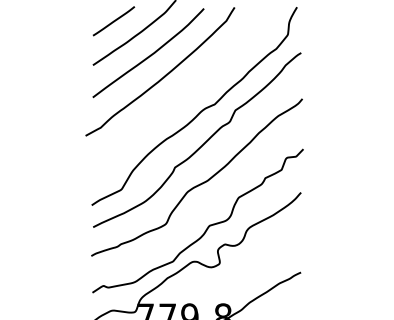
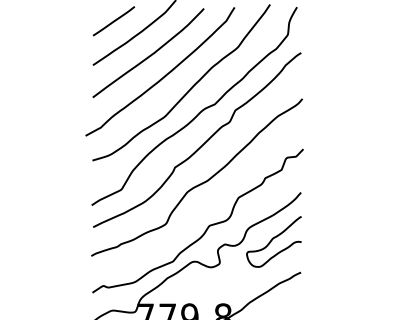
curve: none -> present (190, 87)
curve: none -> present (272, 240)
